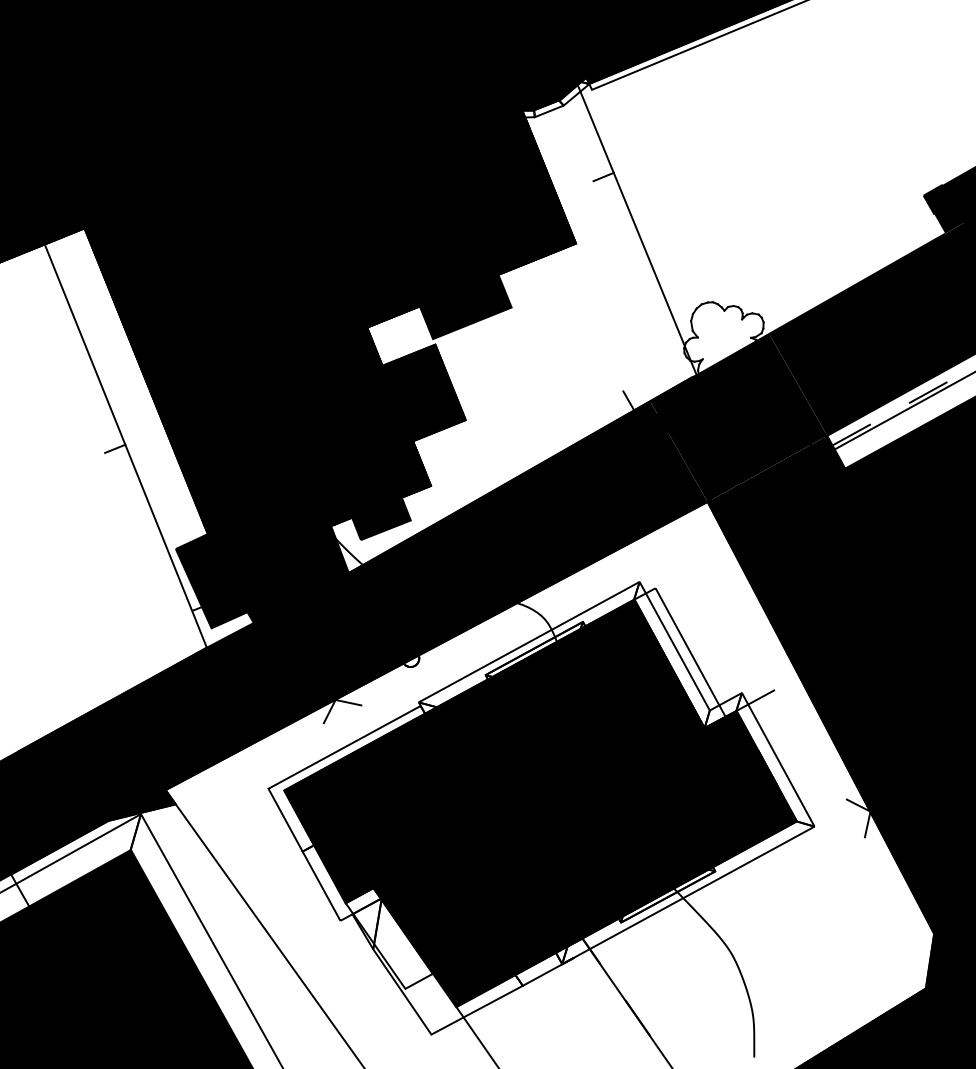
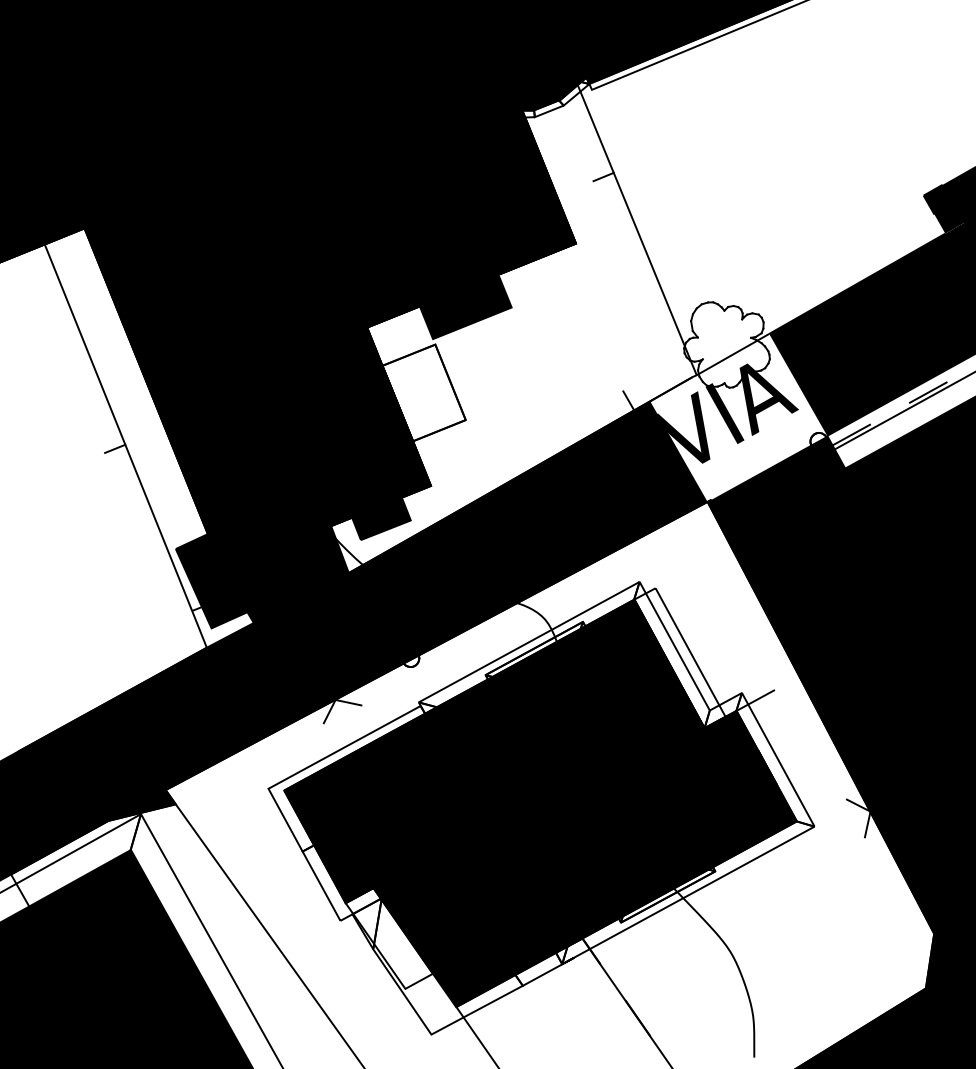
fill: present -> none (423, 392)
fill: present -> none (738, 417)
